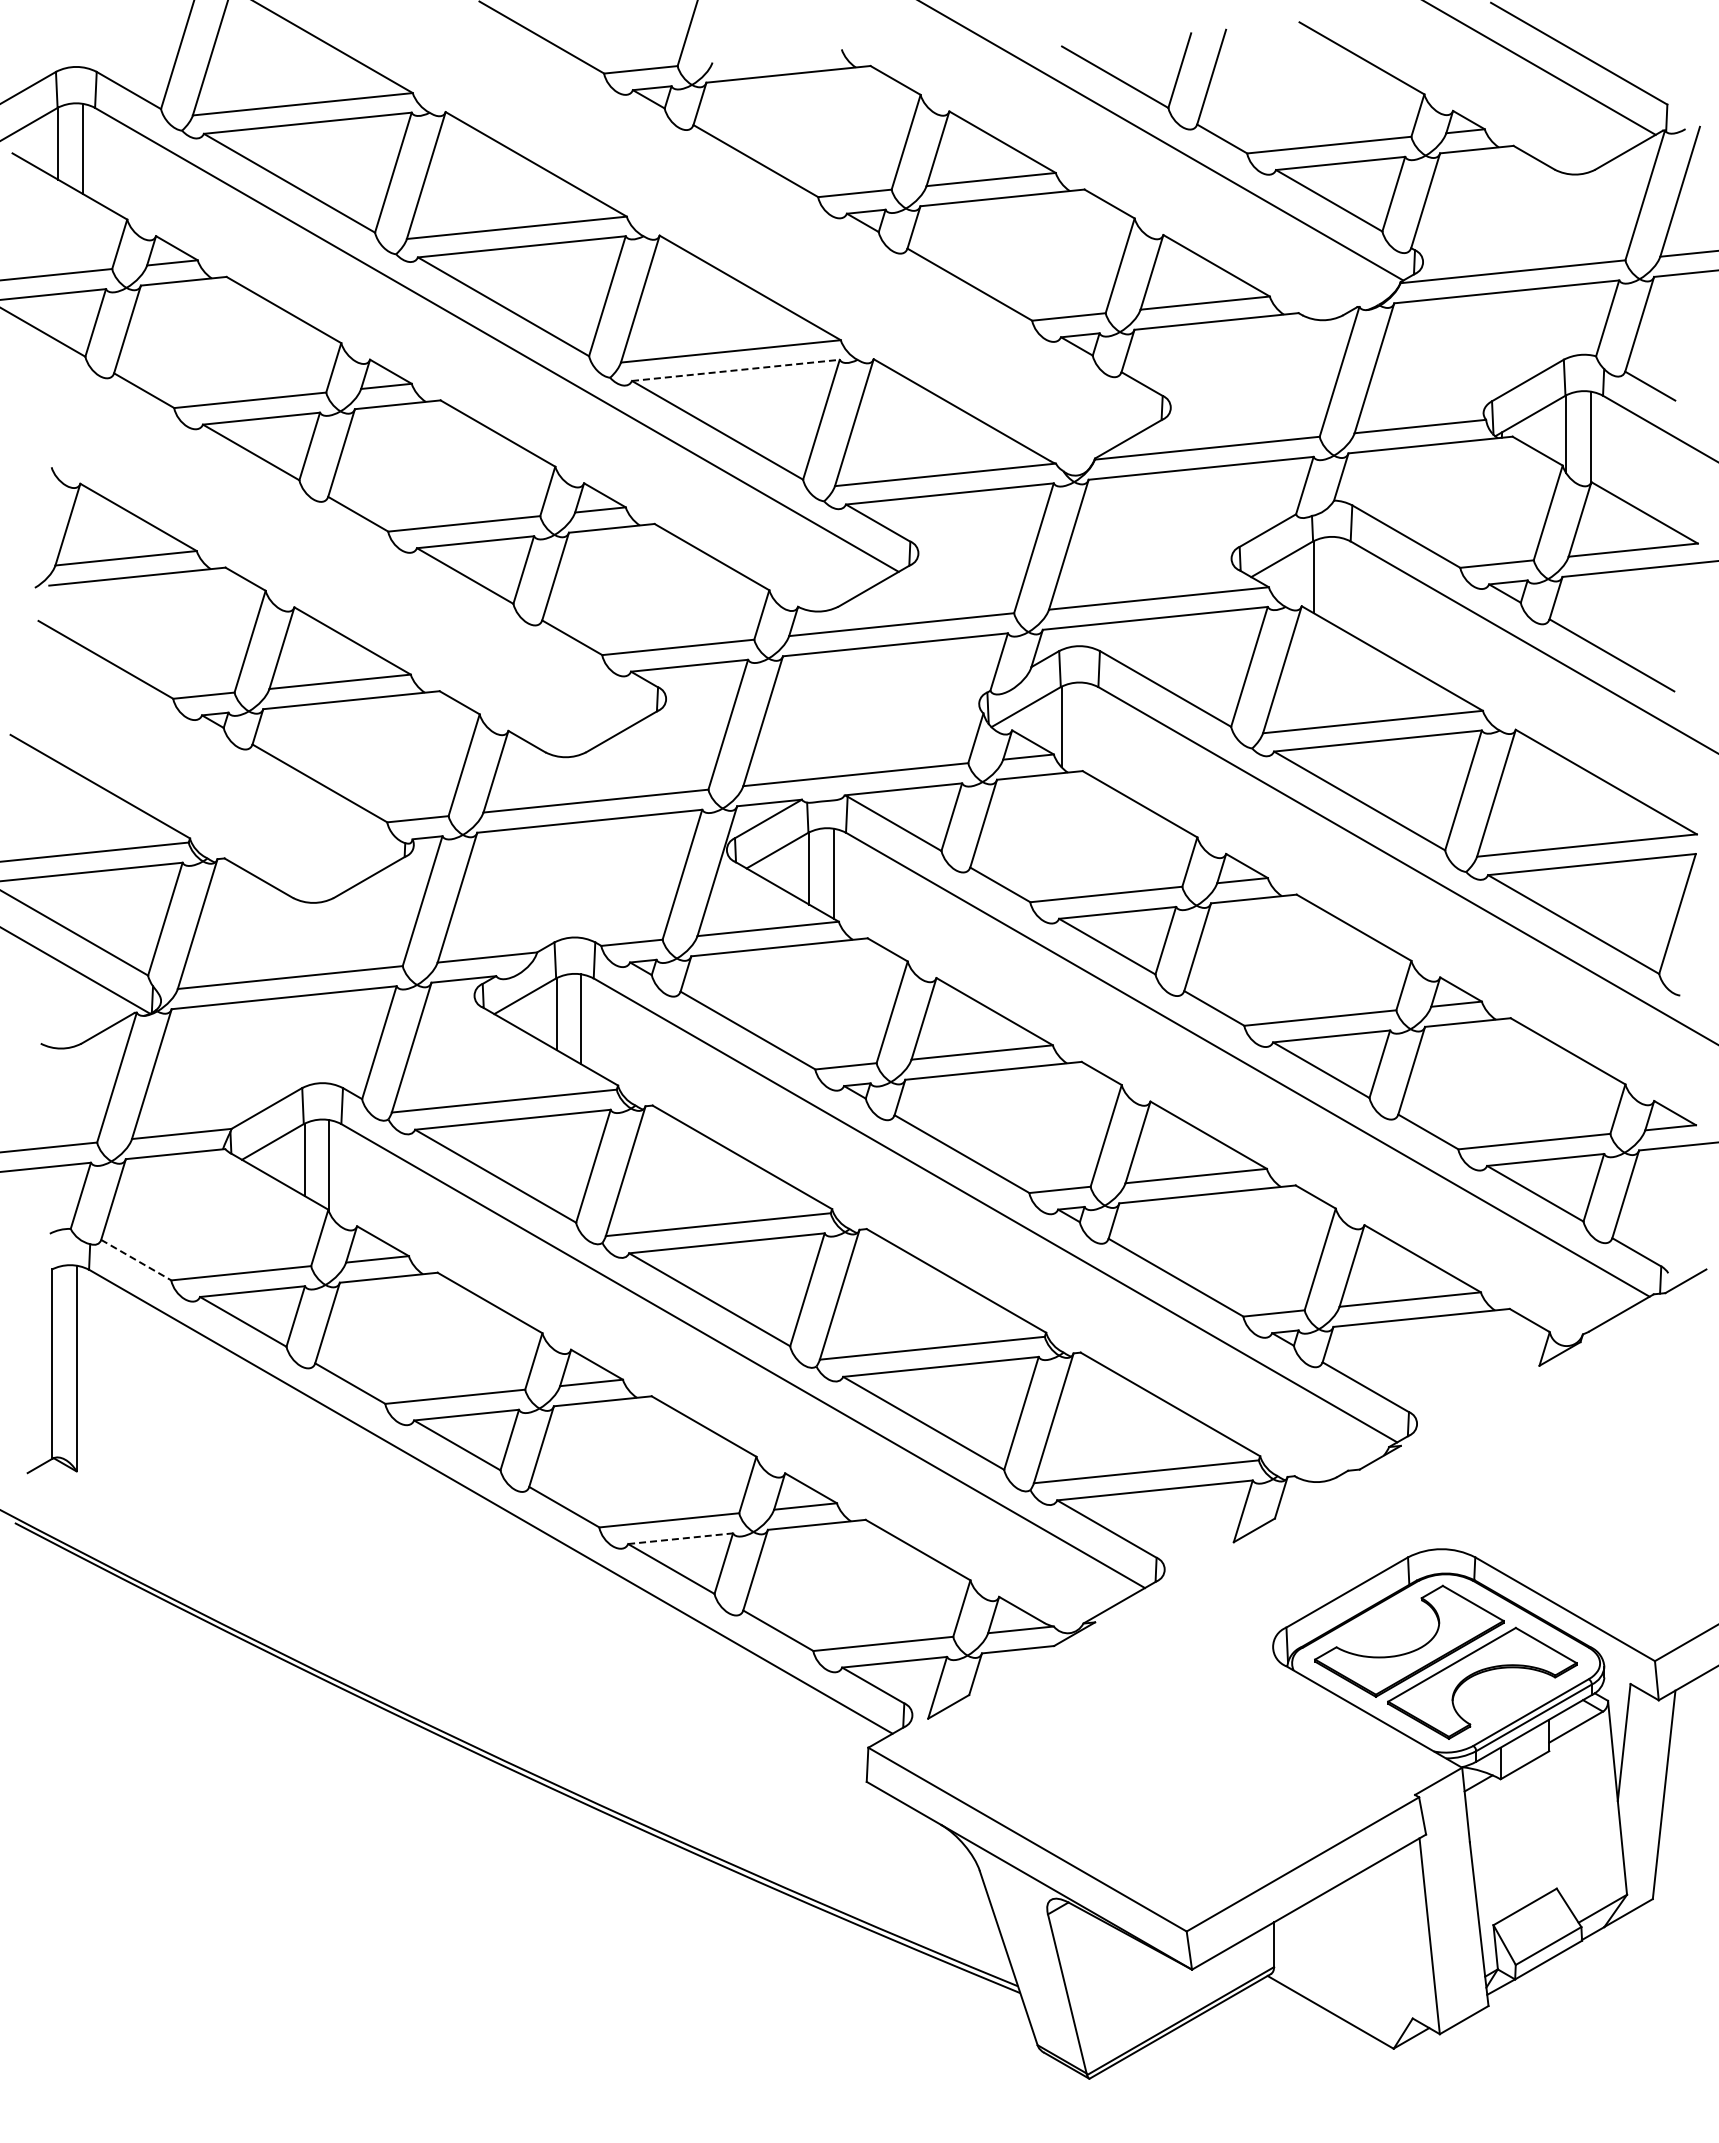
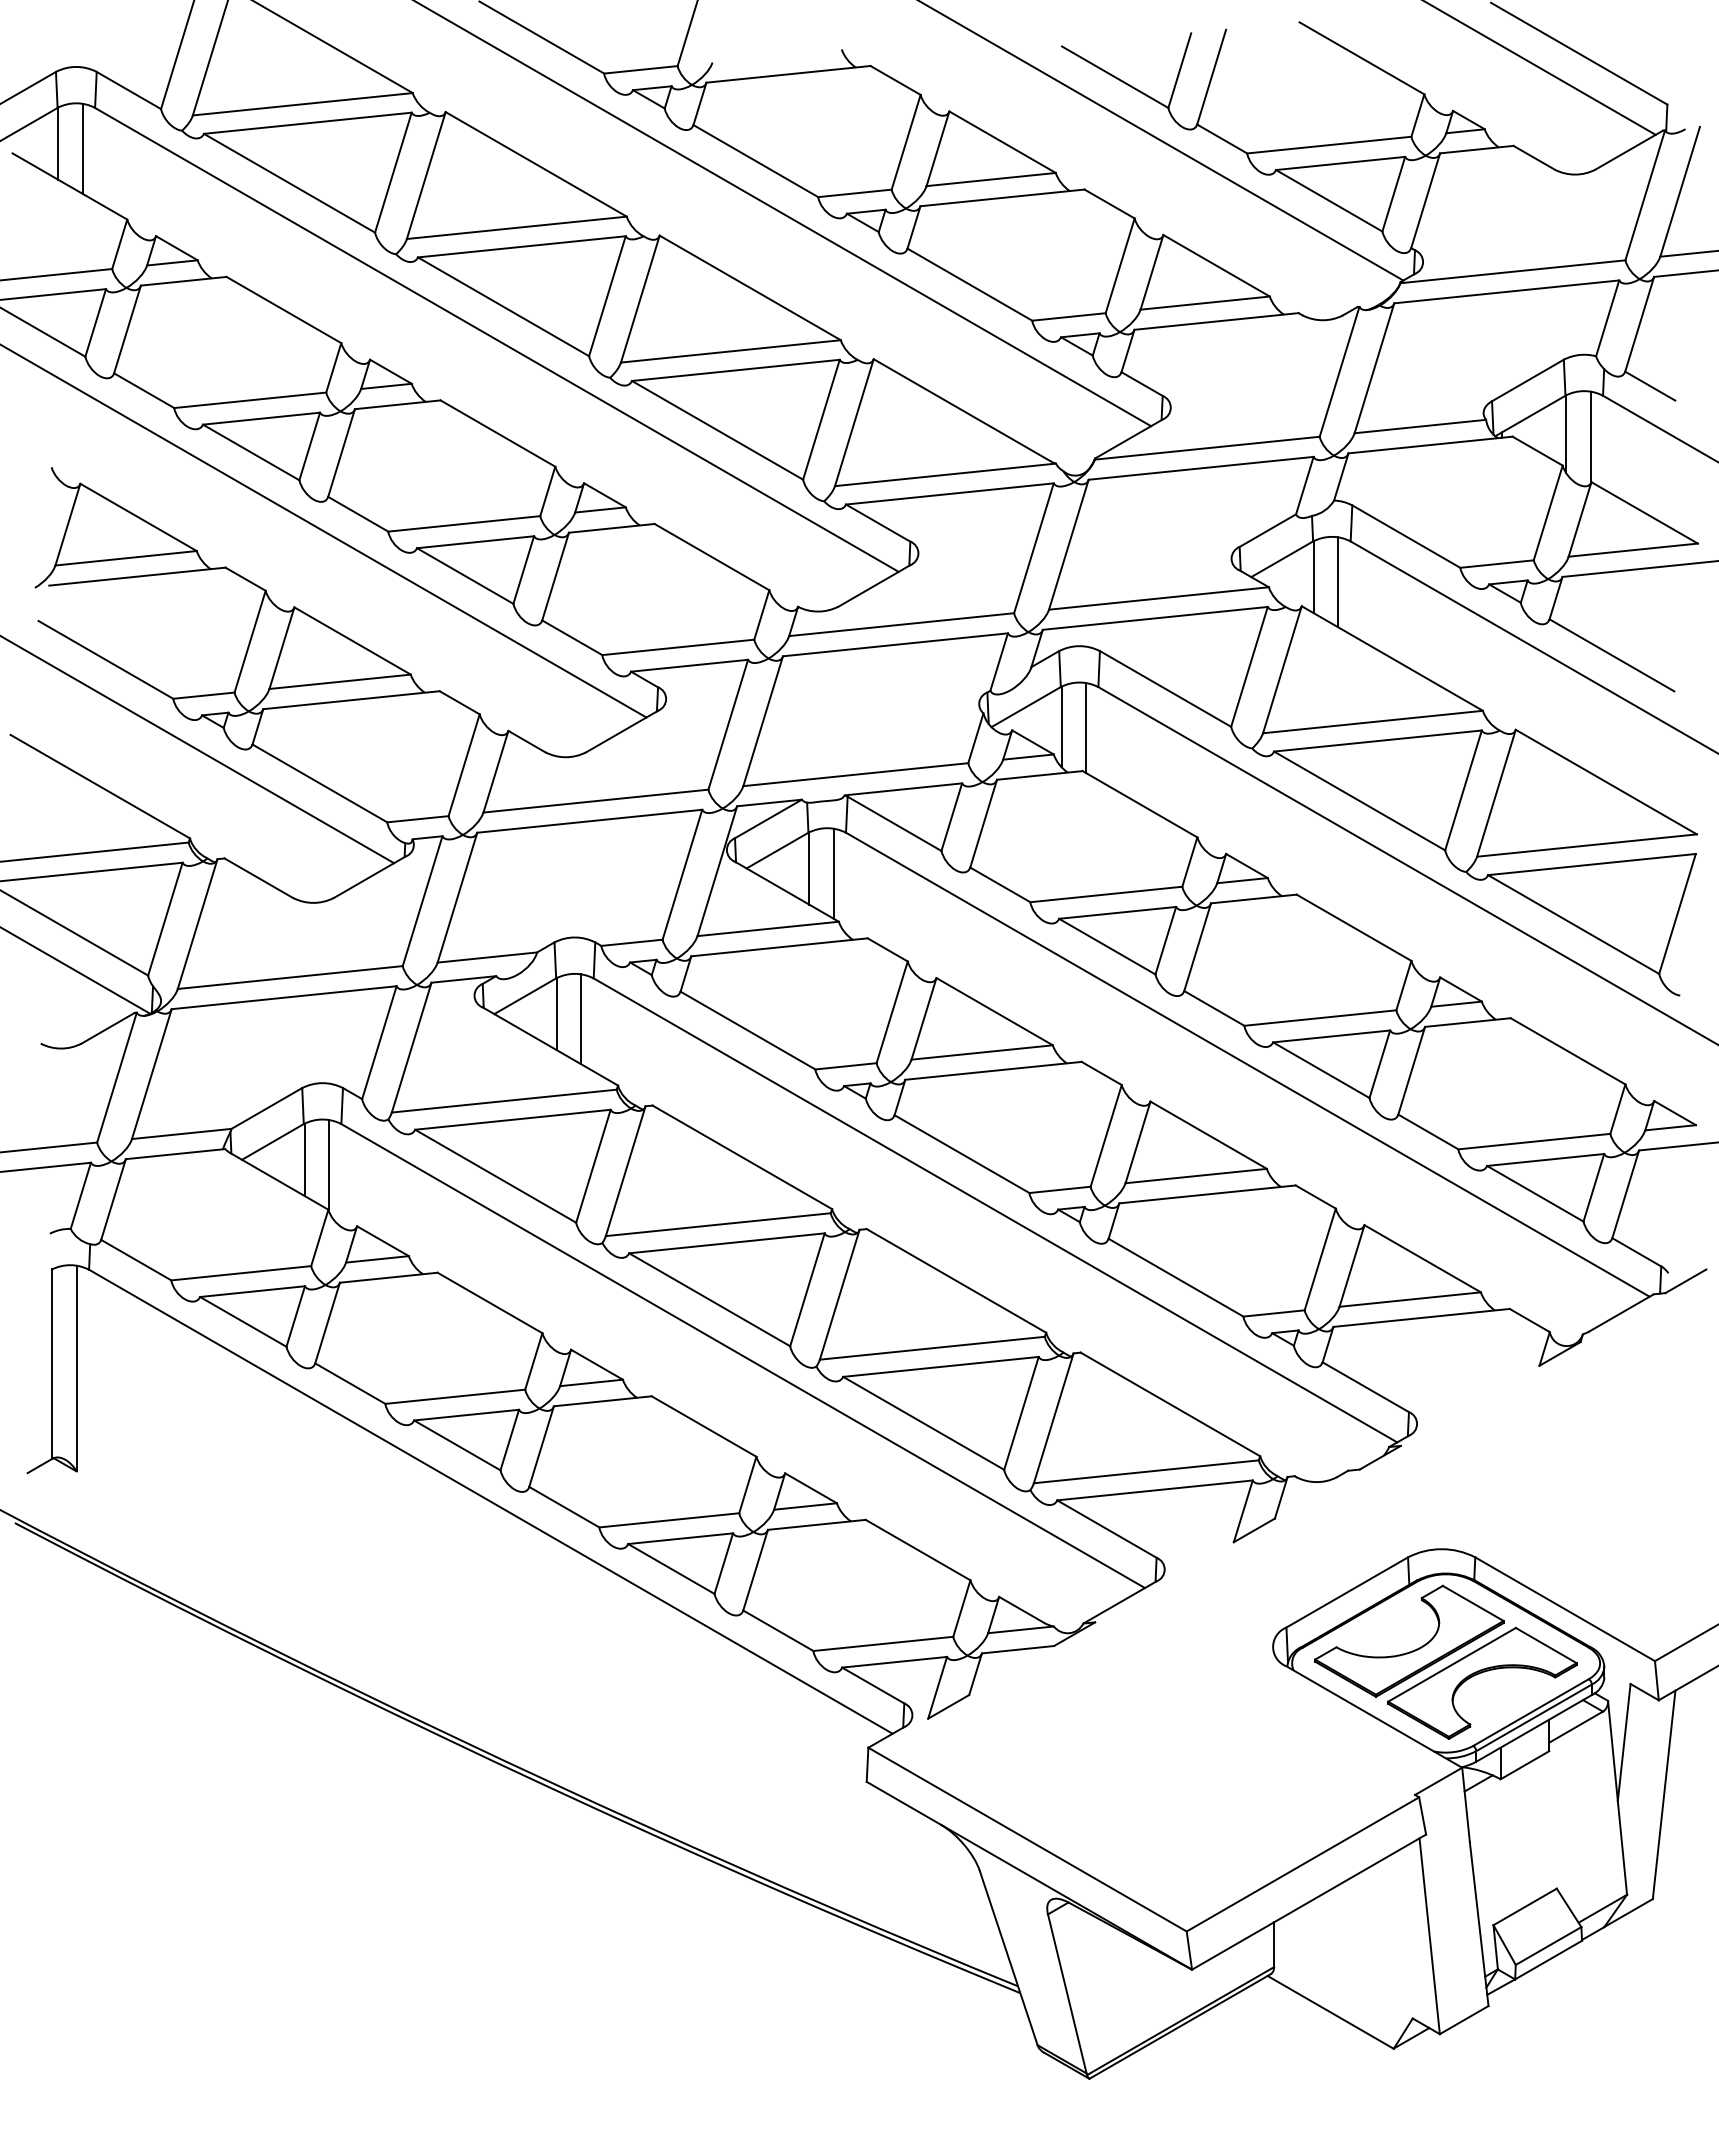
line: none -> present (783, 214)
line: dashed -> solid (736, 370)
line: none -> present (324, 531)
line: none -> present (1338, 582)
line: none -> present (1086, 728)
line: none -> present (198, 750)
line: dashed -> solid (136, 1260)
line: dashed -> solid (680, 1538)
